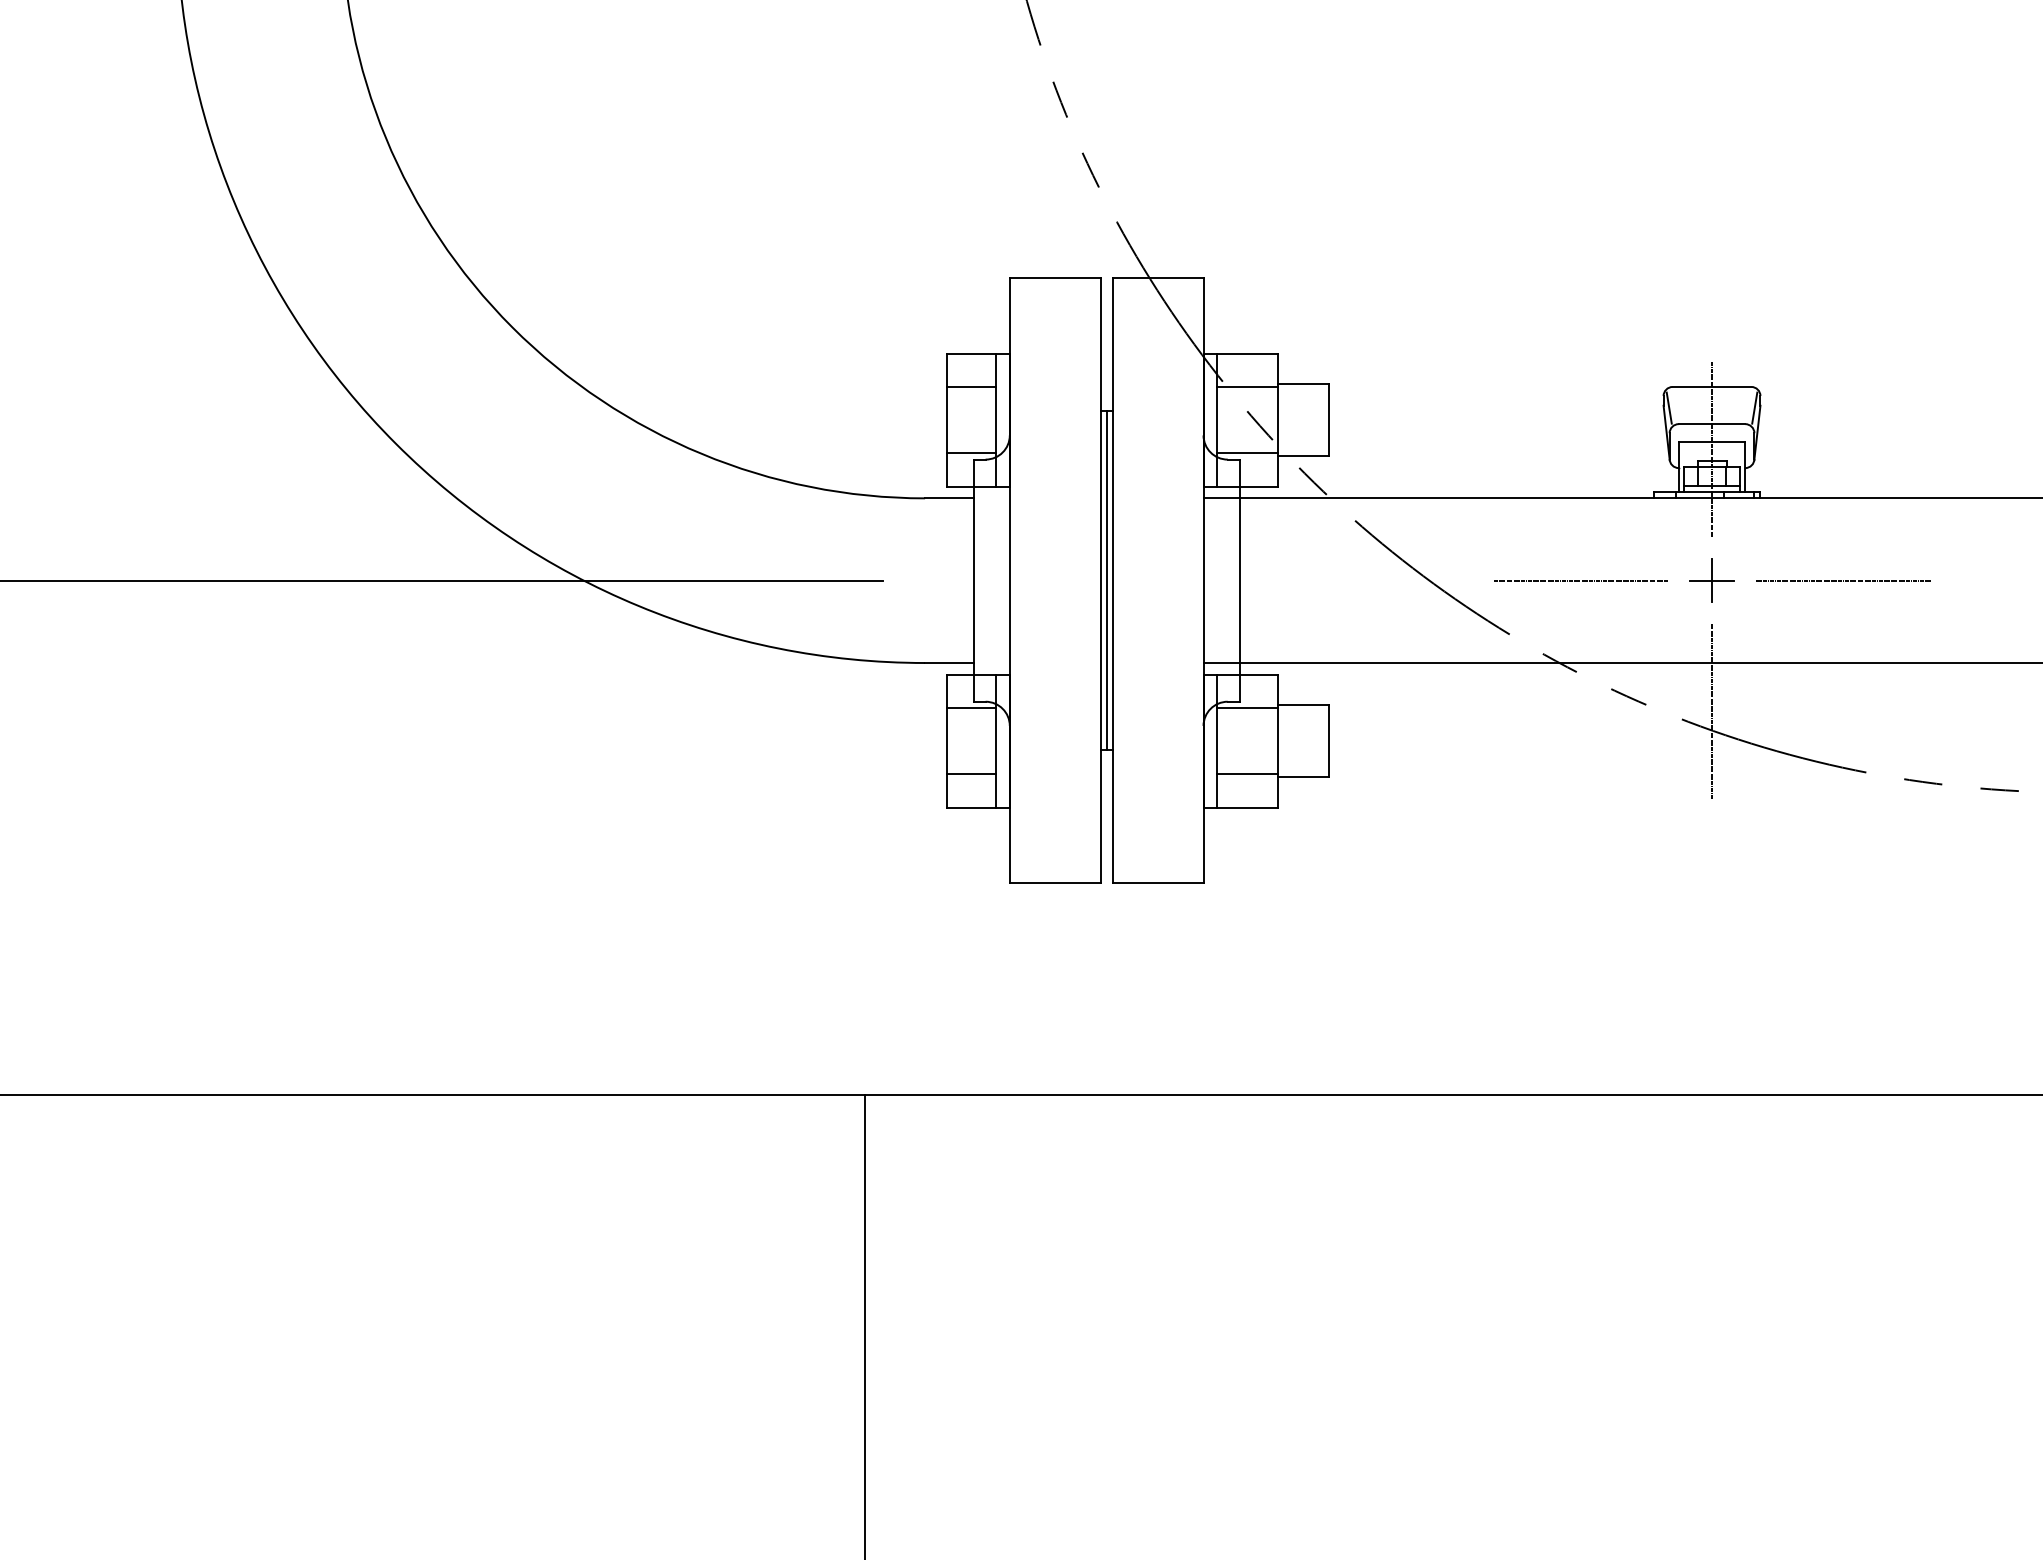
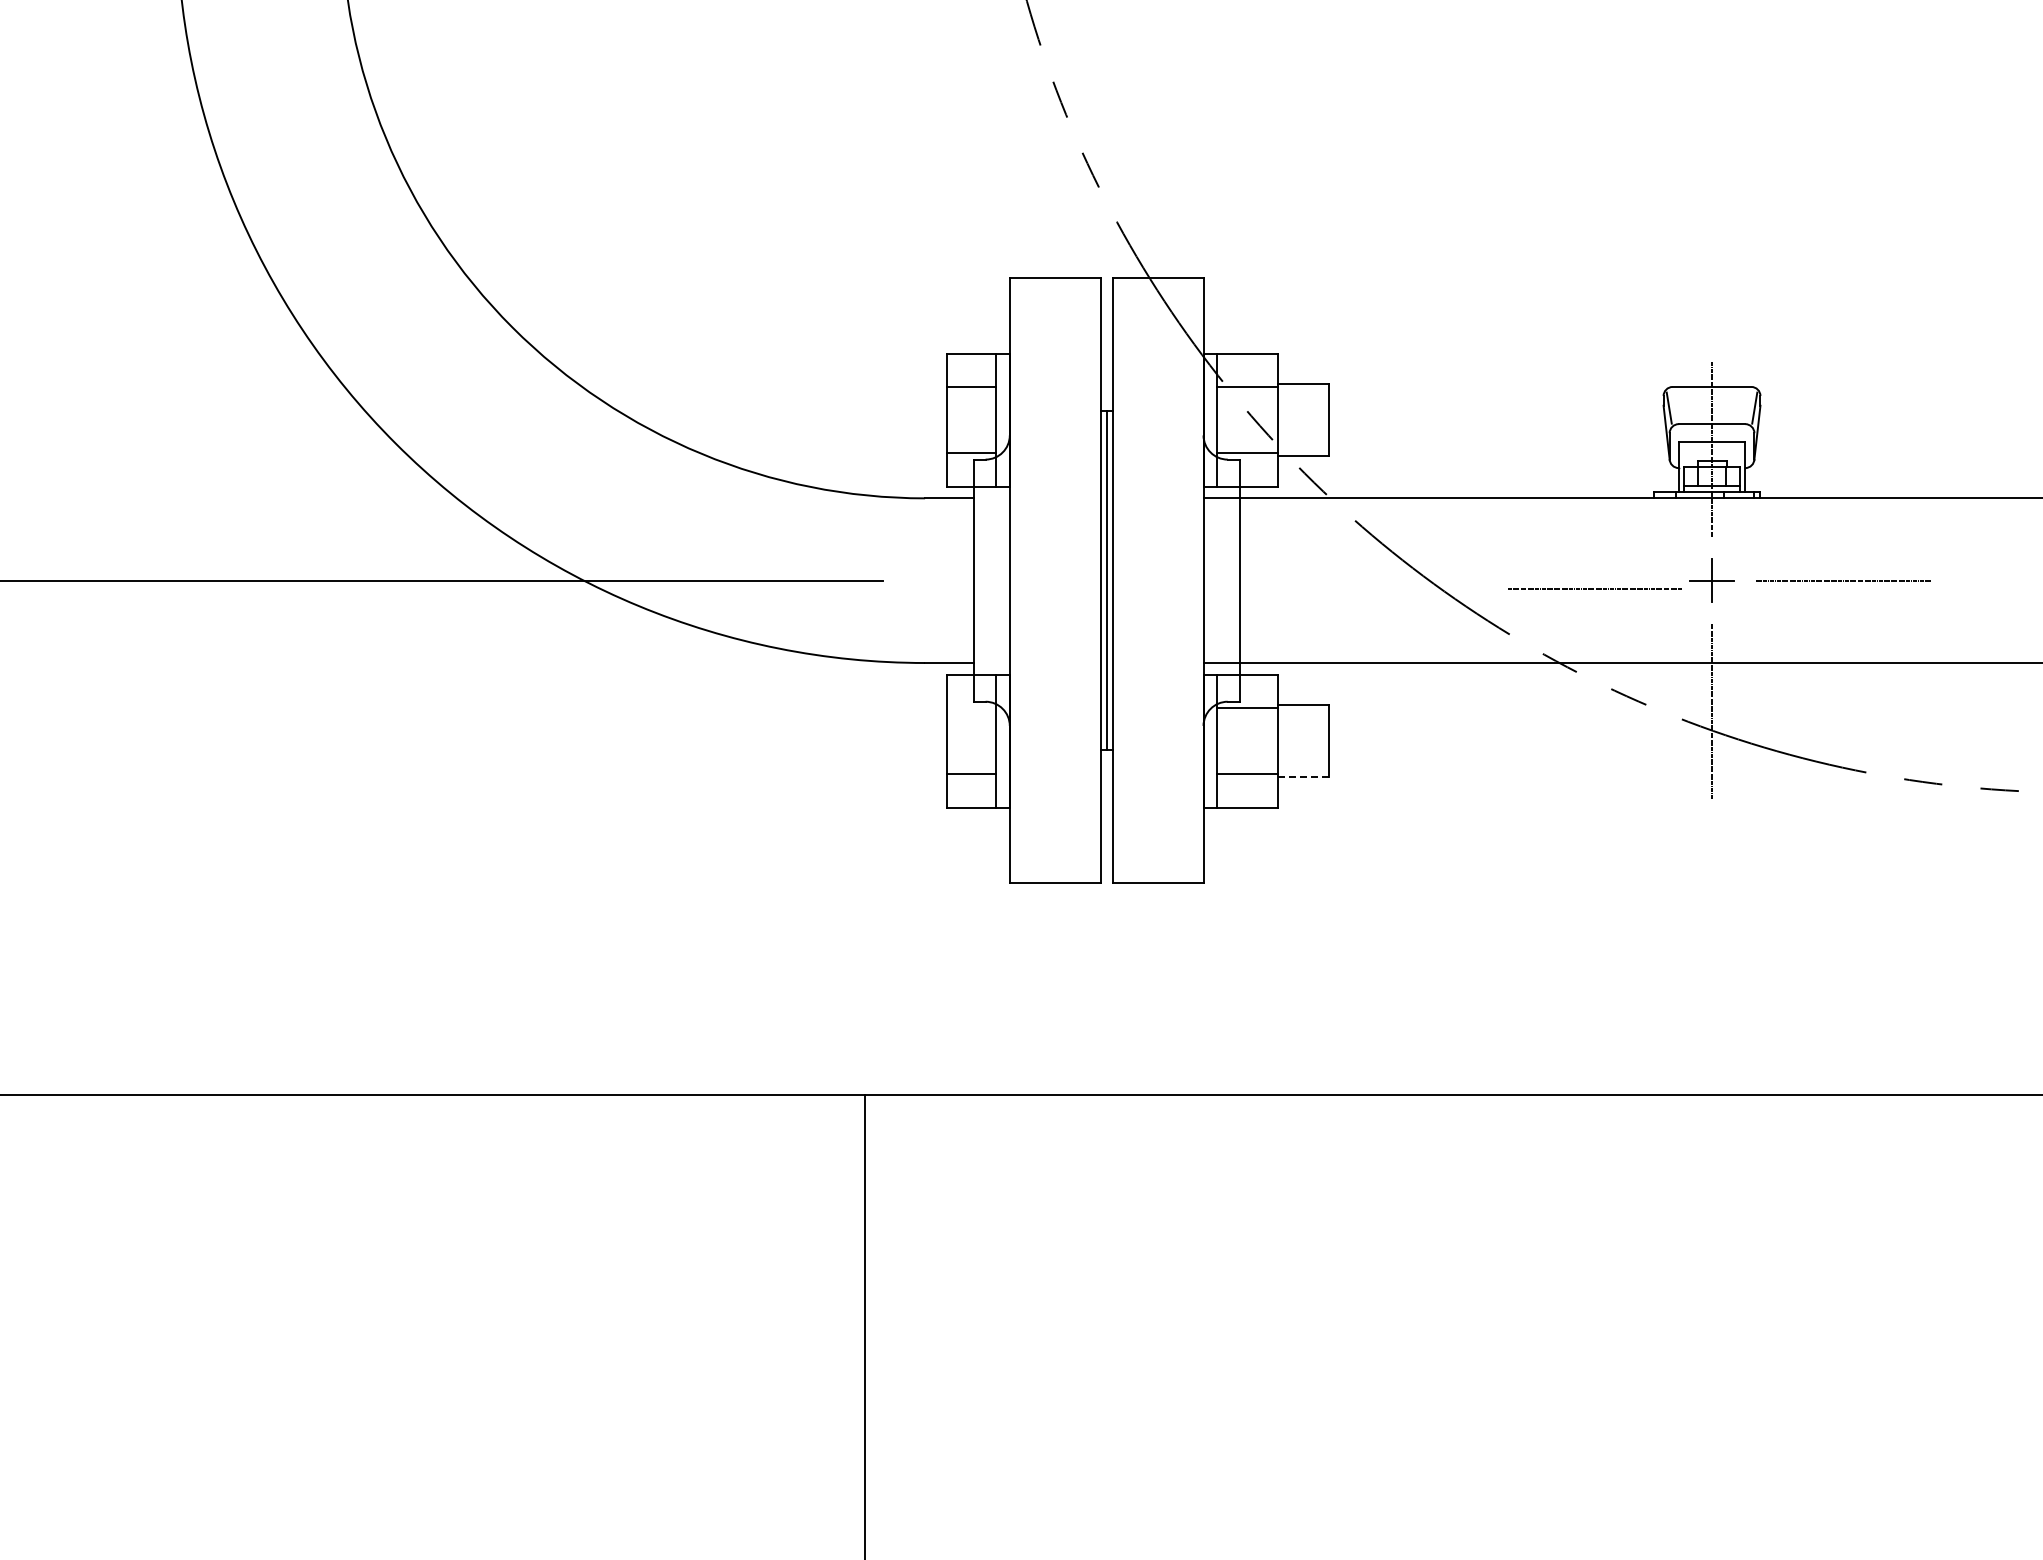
line position: (1579, 580) -> (1593, 588) (1593, 588)
line: present -> none (971, 707)
line: solid -> dashed (1302, 777)
